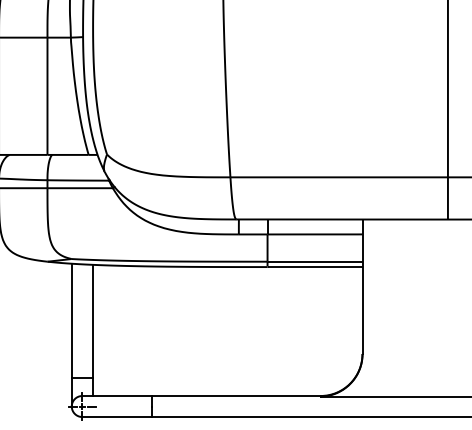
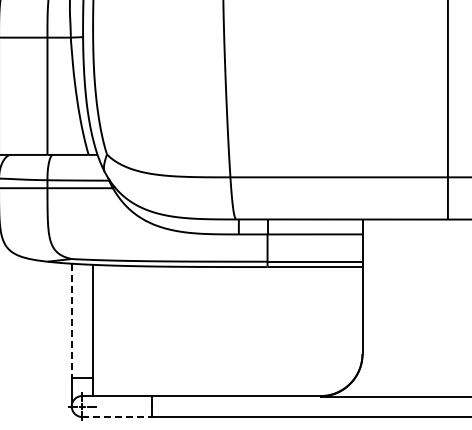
line: solid -> dashed (71, 321)
line: solid -> dashed (117, 417)
